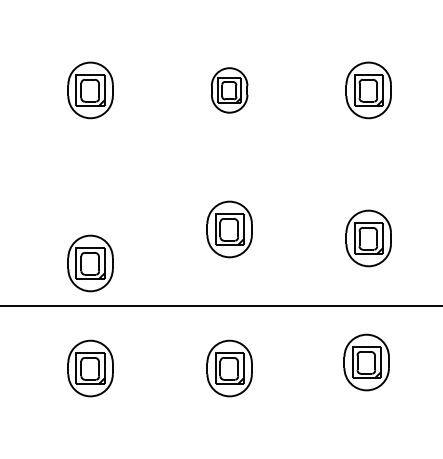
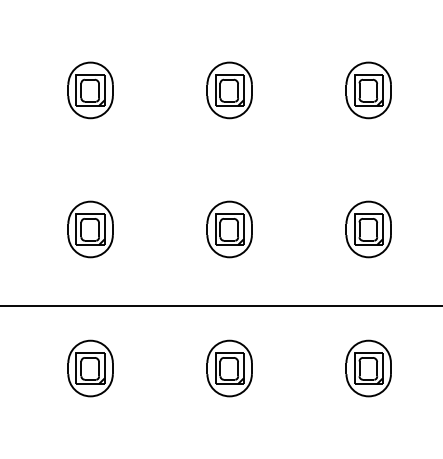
part size: 38x47 px -> 47x59 px (229, 90)
part position: (368, 238) -> (368, 229) (368, 229)
part position: (90, 263) -> (90, 229) (90, 229)
part position: (366, 362) -> (368, 368) (368, 368)
